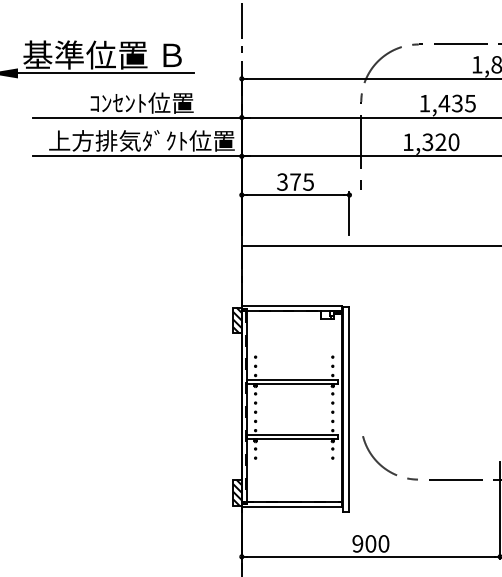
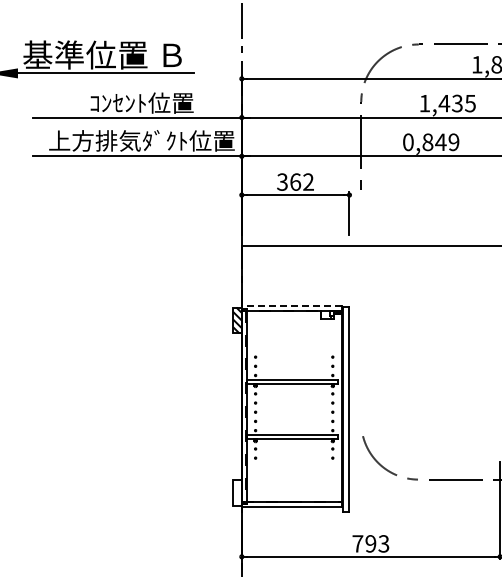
text: 1,320 -> 0,849 (431, 142)
text: 375 -> 362 (301, 181)
line: solid -> dashed (291, 306)
hatch: present -> none (237, 492)
text: 900 -> 793 (370, 543)
